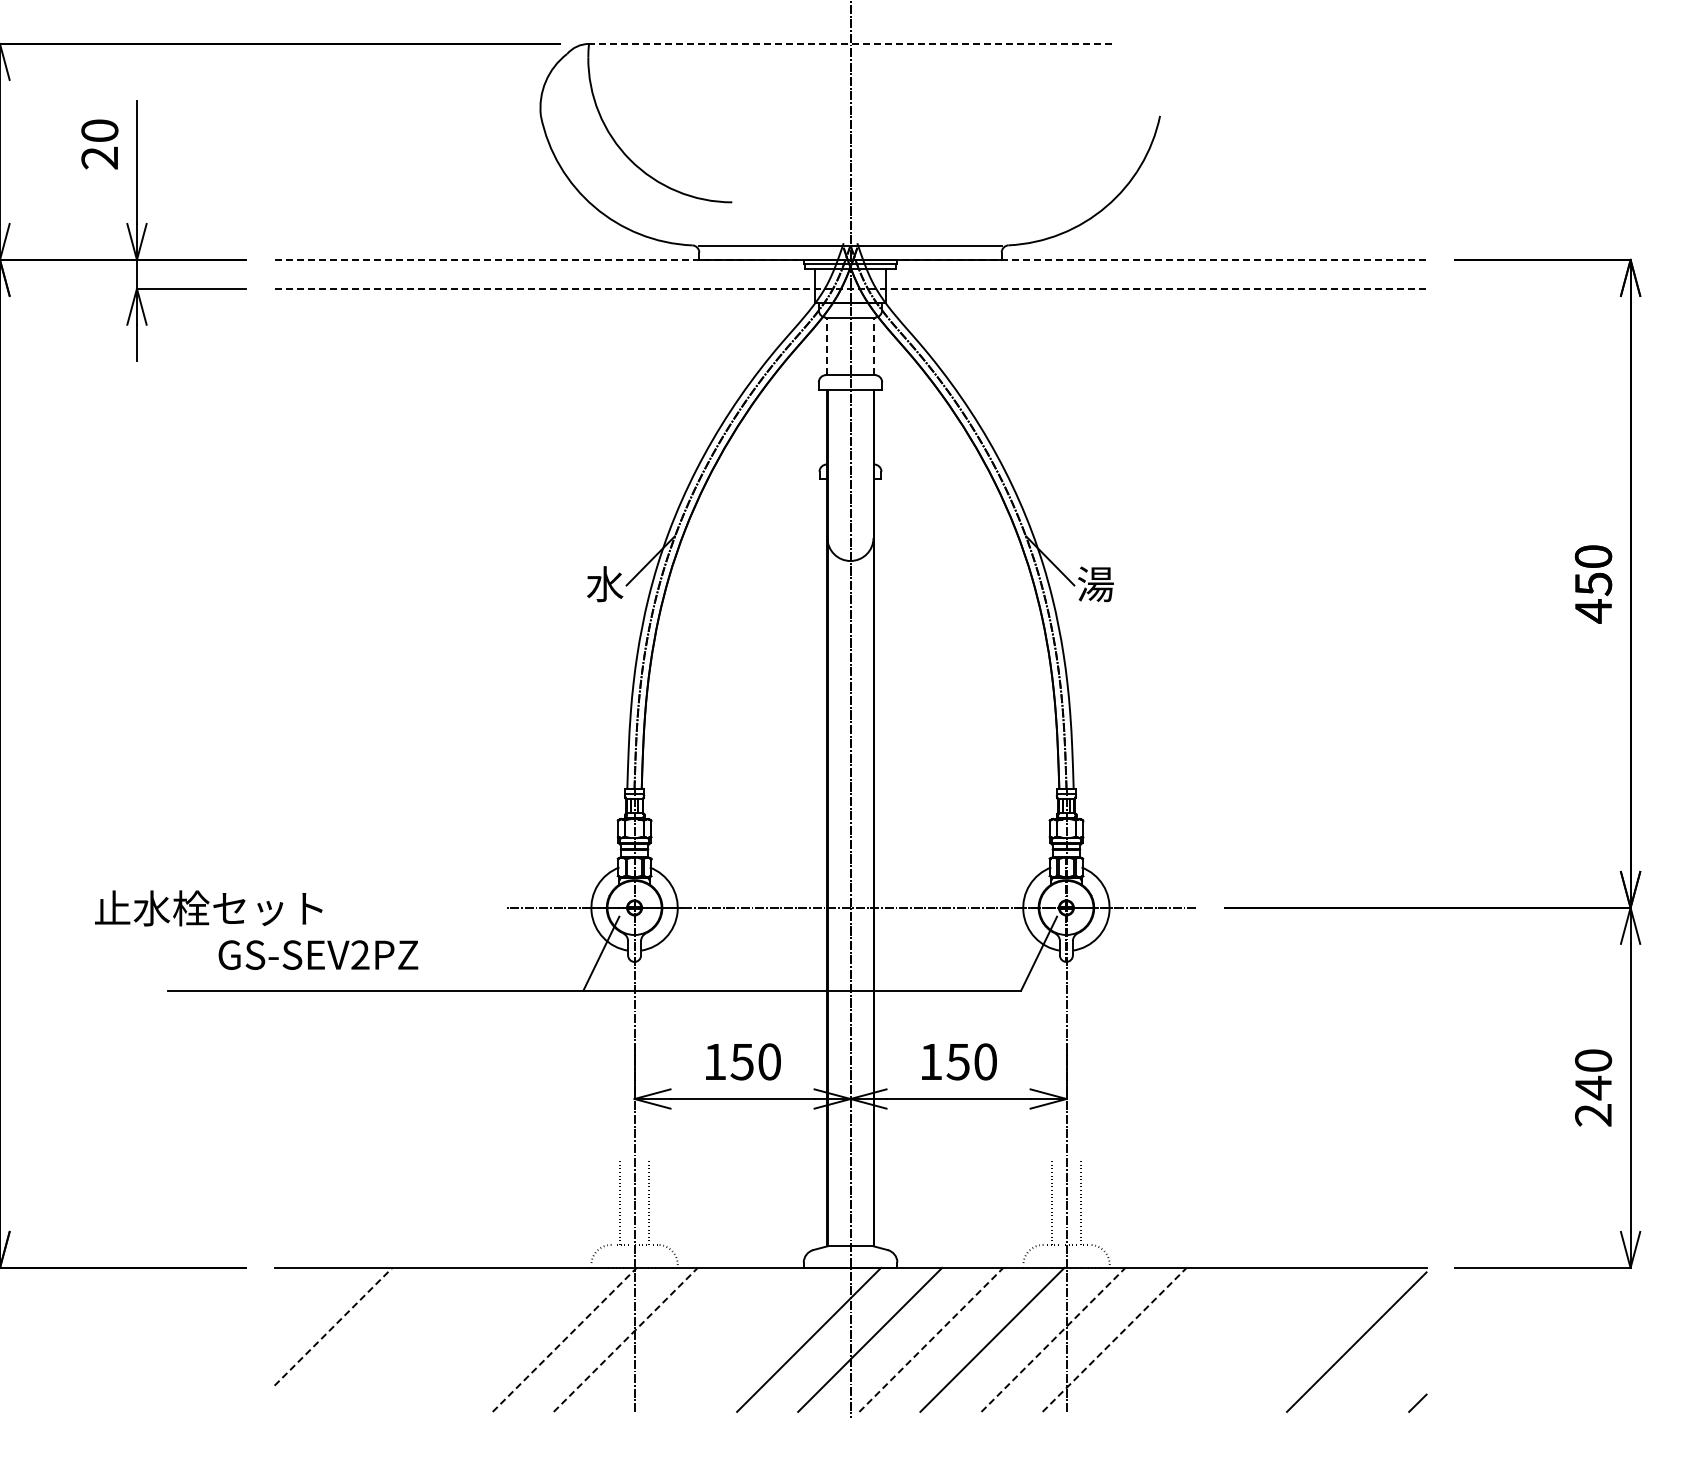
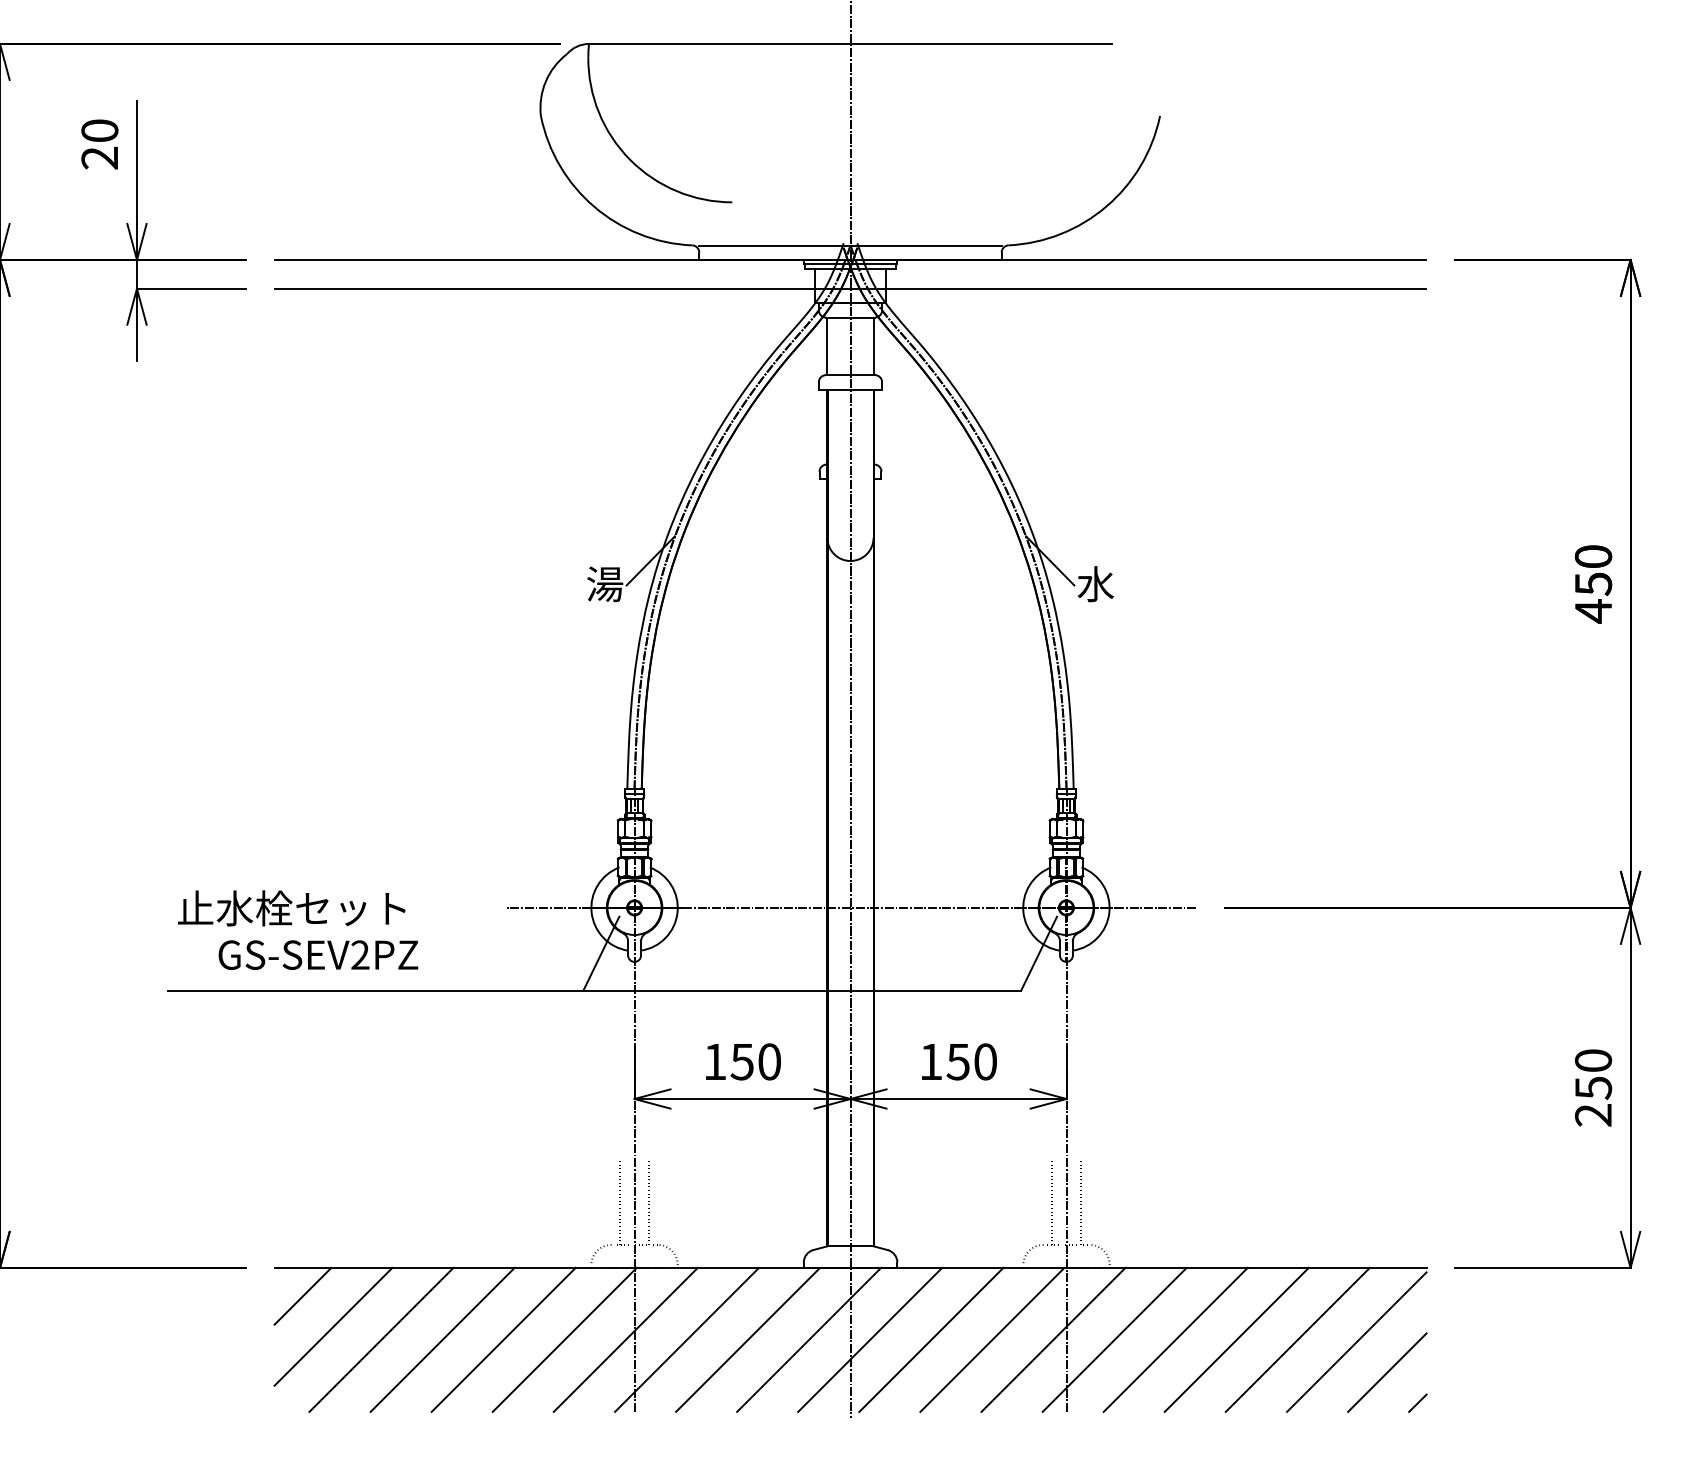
line: dashed -> solid (850, 43)
line: dashed -> solid (850, 259)
line: dashed -> solid (850, 288)
line: dashed -> solid (827, 346)
line: dashed -> solid (873, 346)
text: 水 -> 湯 (605, 584)
text: 湯 -> 水 (1095, 584)
text position: (208, 908) -> (291, 908) (291, 908)
text: 240 -> 250 (1593, 1087)
line: none -> present (302, 1295)
line: dashed -> solid (333, 1326)
line: none -> present (381, 1339)
line: none -> present (442, 1339)
line: none -> present (503, 1339)
line: dashed -> solid (564, 1339)
line: dashed -> solid (625, 1339)
line: none -> present (687, 1339)
line: none -> present (748, 1339)
line: dashed -> solid (931, 1339)
line: dashed -> solid (1053, 1339)
line: dashed -> solid (1114, 1339)
line: none -> present (1175, 1339)
line: none -> present (1236, 1339)
line: none -> present (1297, 1339)
line: none -> present (1387, 1372)
